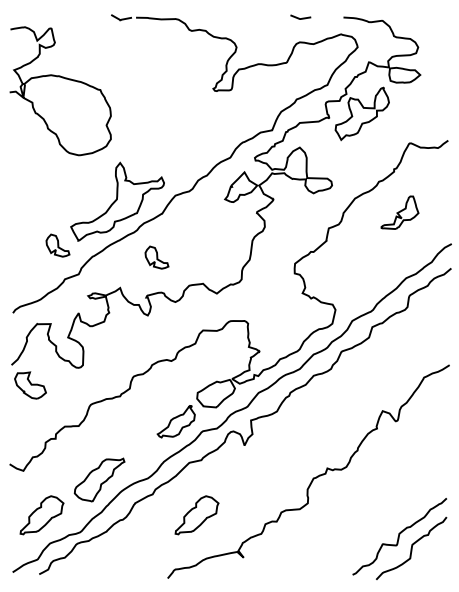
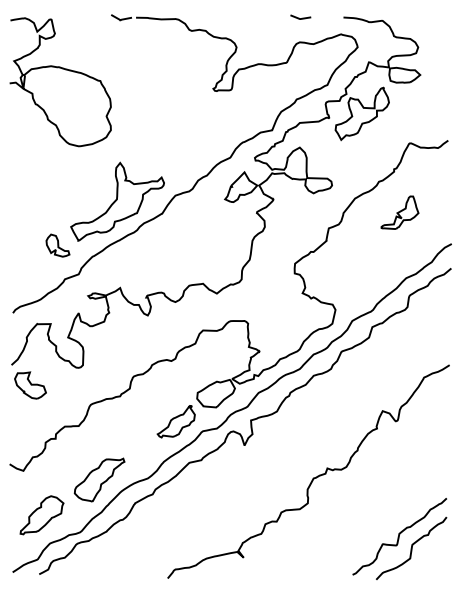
curve position: (65, 79) -> (65, 70) (65, 70)
part: present -> none (156, 257)
part: present -> none (196, 515)
